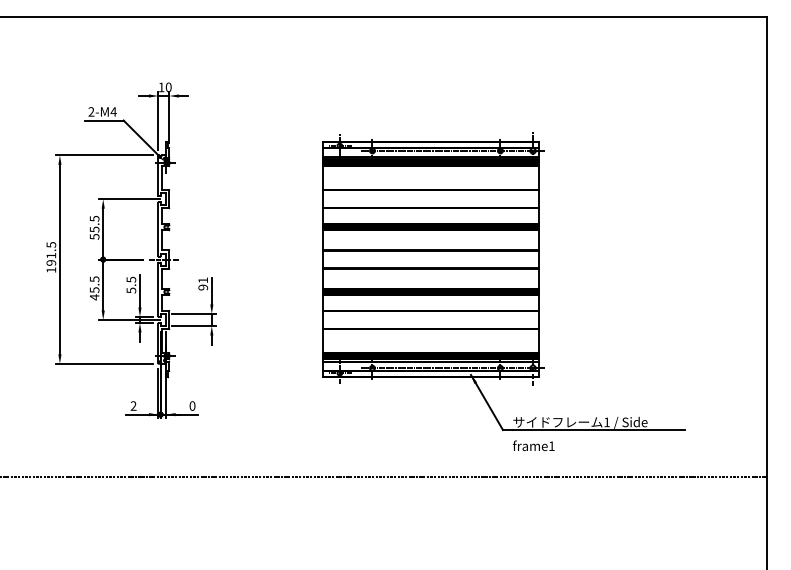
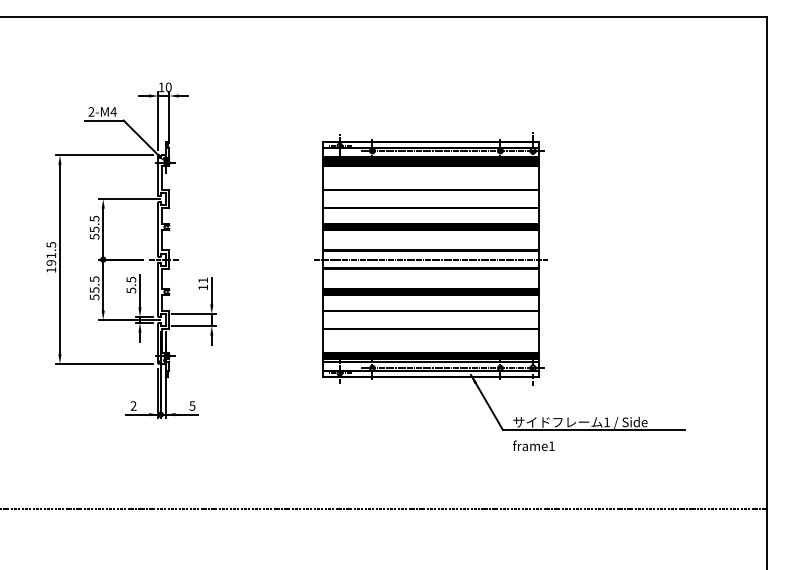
line: none -> present (430, 259)
text: 91 -> 11 (203, 287)
text: 45.5 -> 55.5 (94, 297)
text: 0 -> 5 (192, 405)
line position: (384, 476) -> (384, 508) (384, 508)
